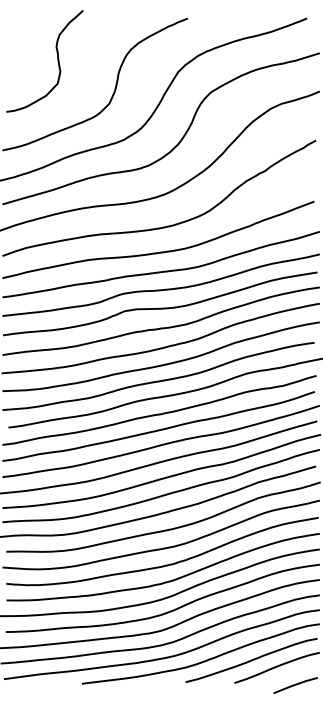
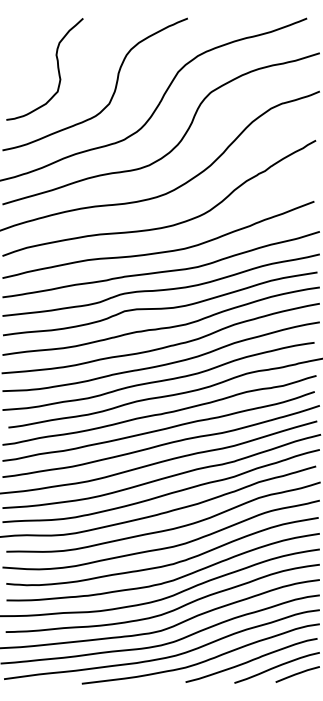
curve position: (57, 61) -> (57, 69) (57, 69)
line position: (295, 685) -> (297, 674) (297, 674)
